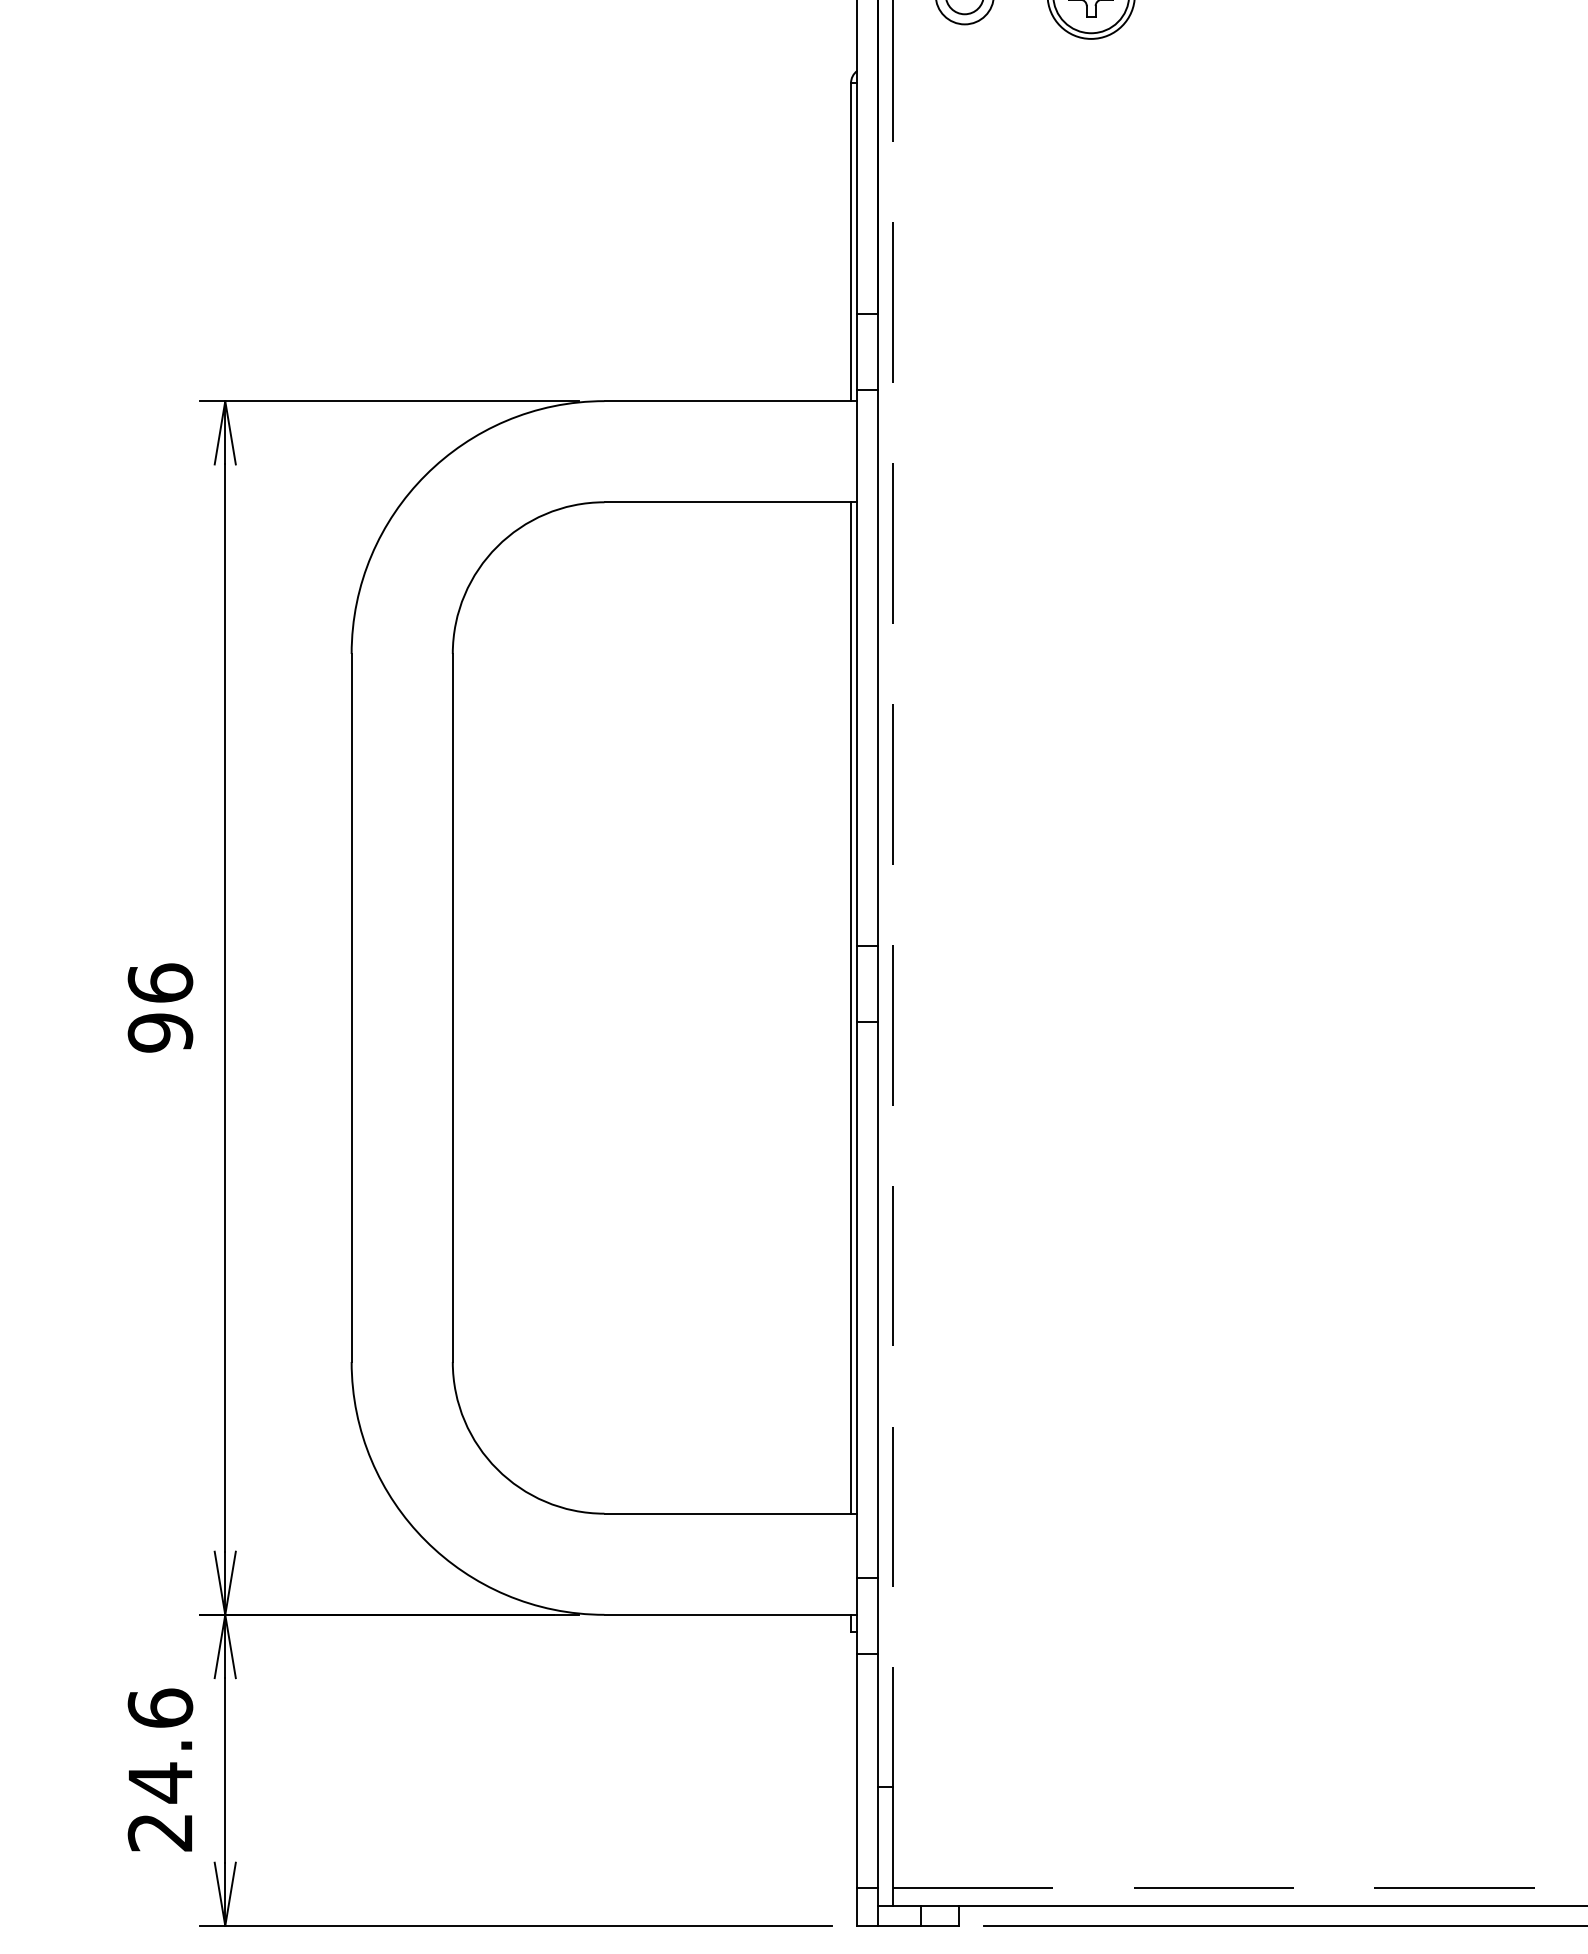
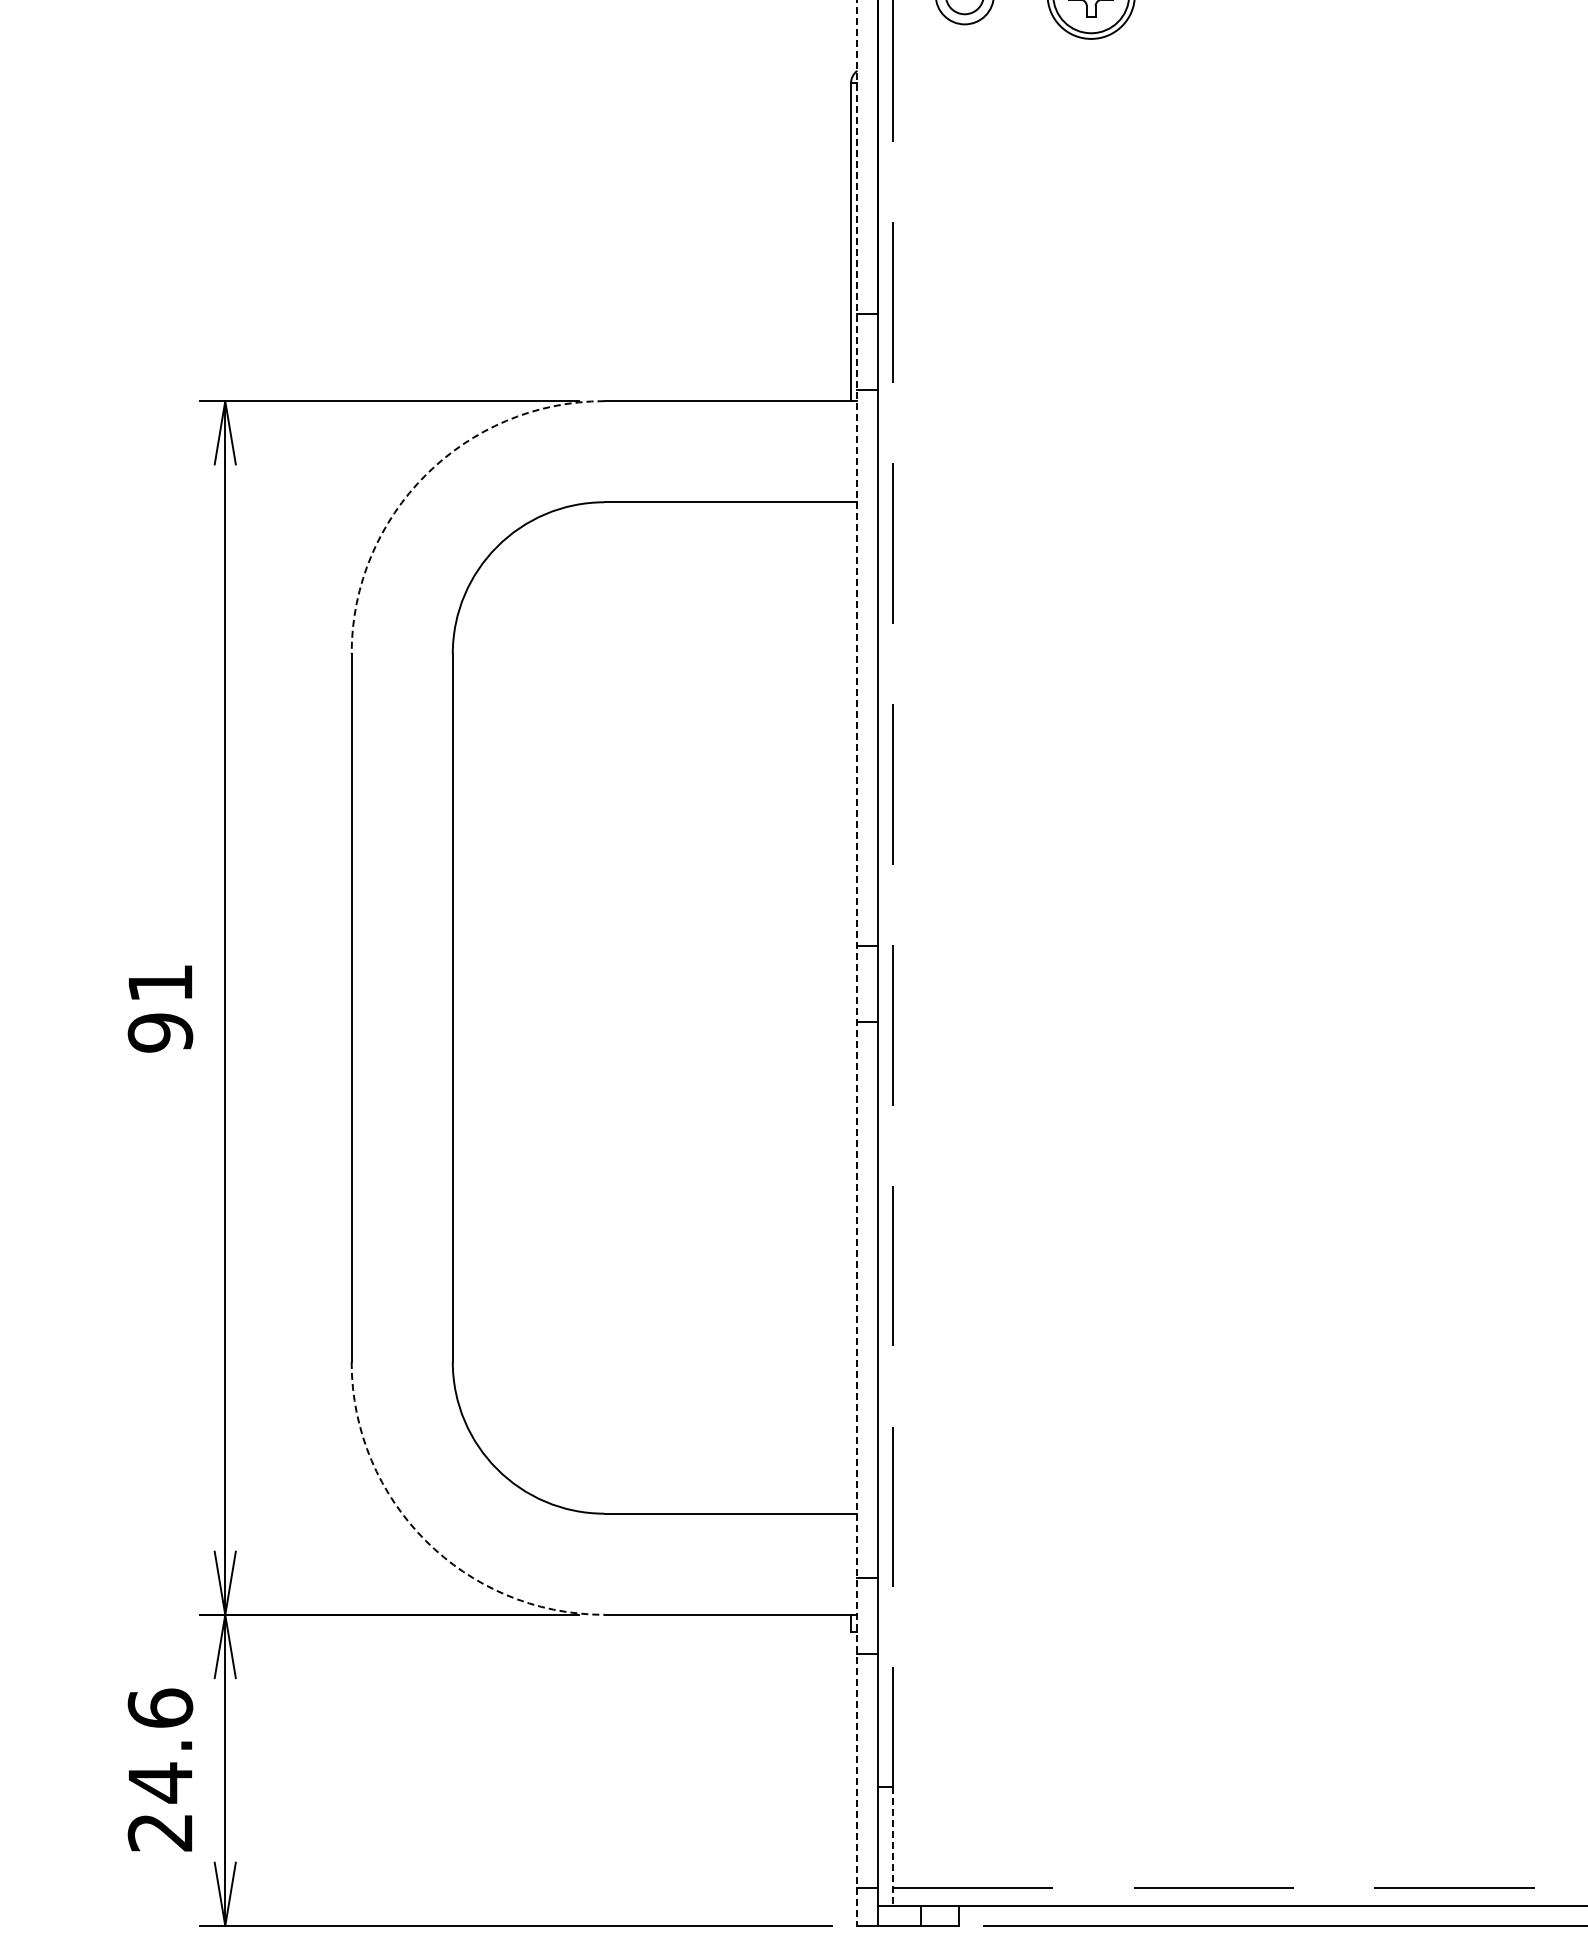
arc: solid -> dashed (425, 475)
line: solid -> dashed (857, 962)
text: 96 -> 91 (160, 982)
line: present -> none (851, 1007)
arc: solid -> dashed (425, 1540)
line: solid -> dashed (892, 1846)
